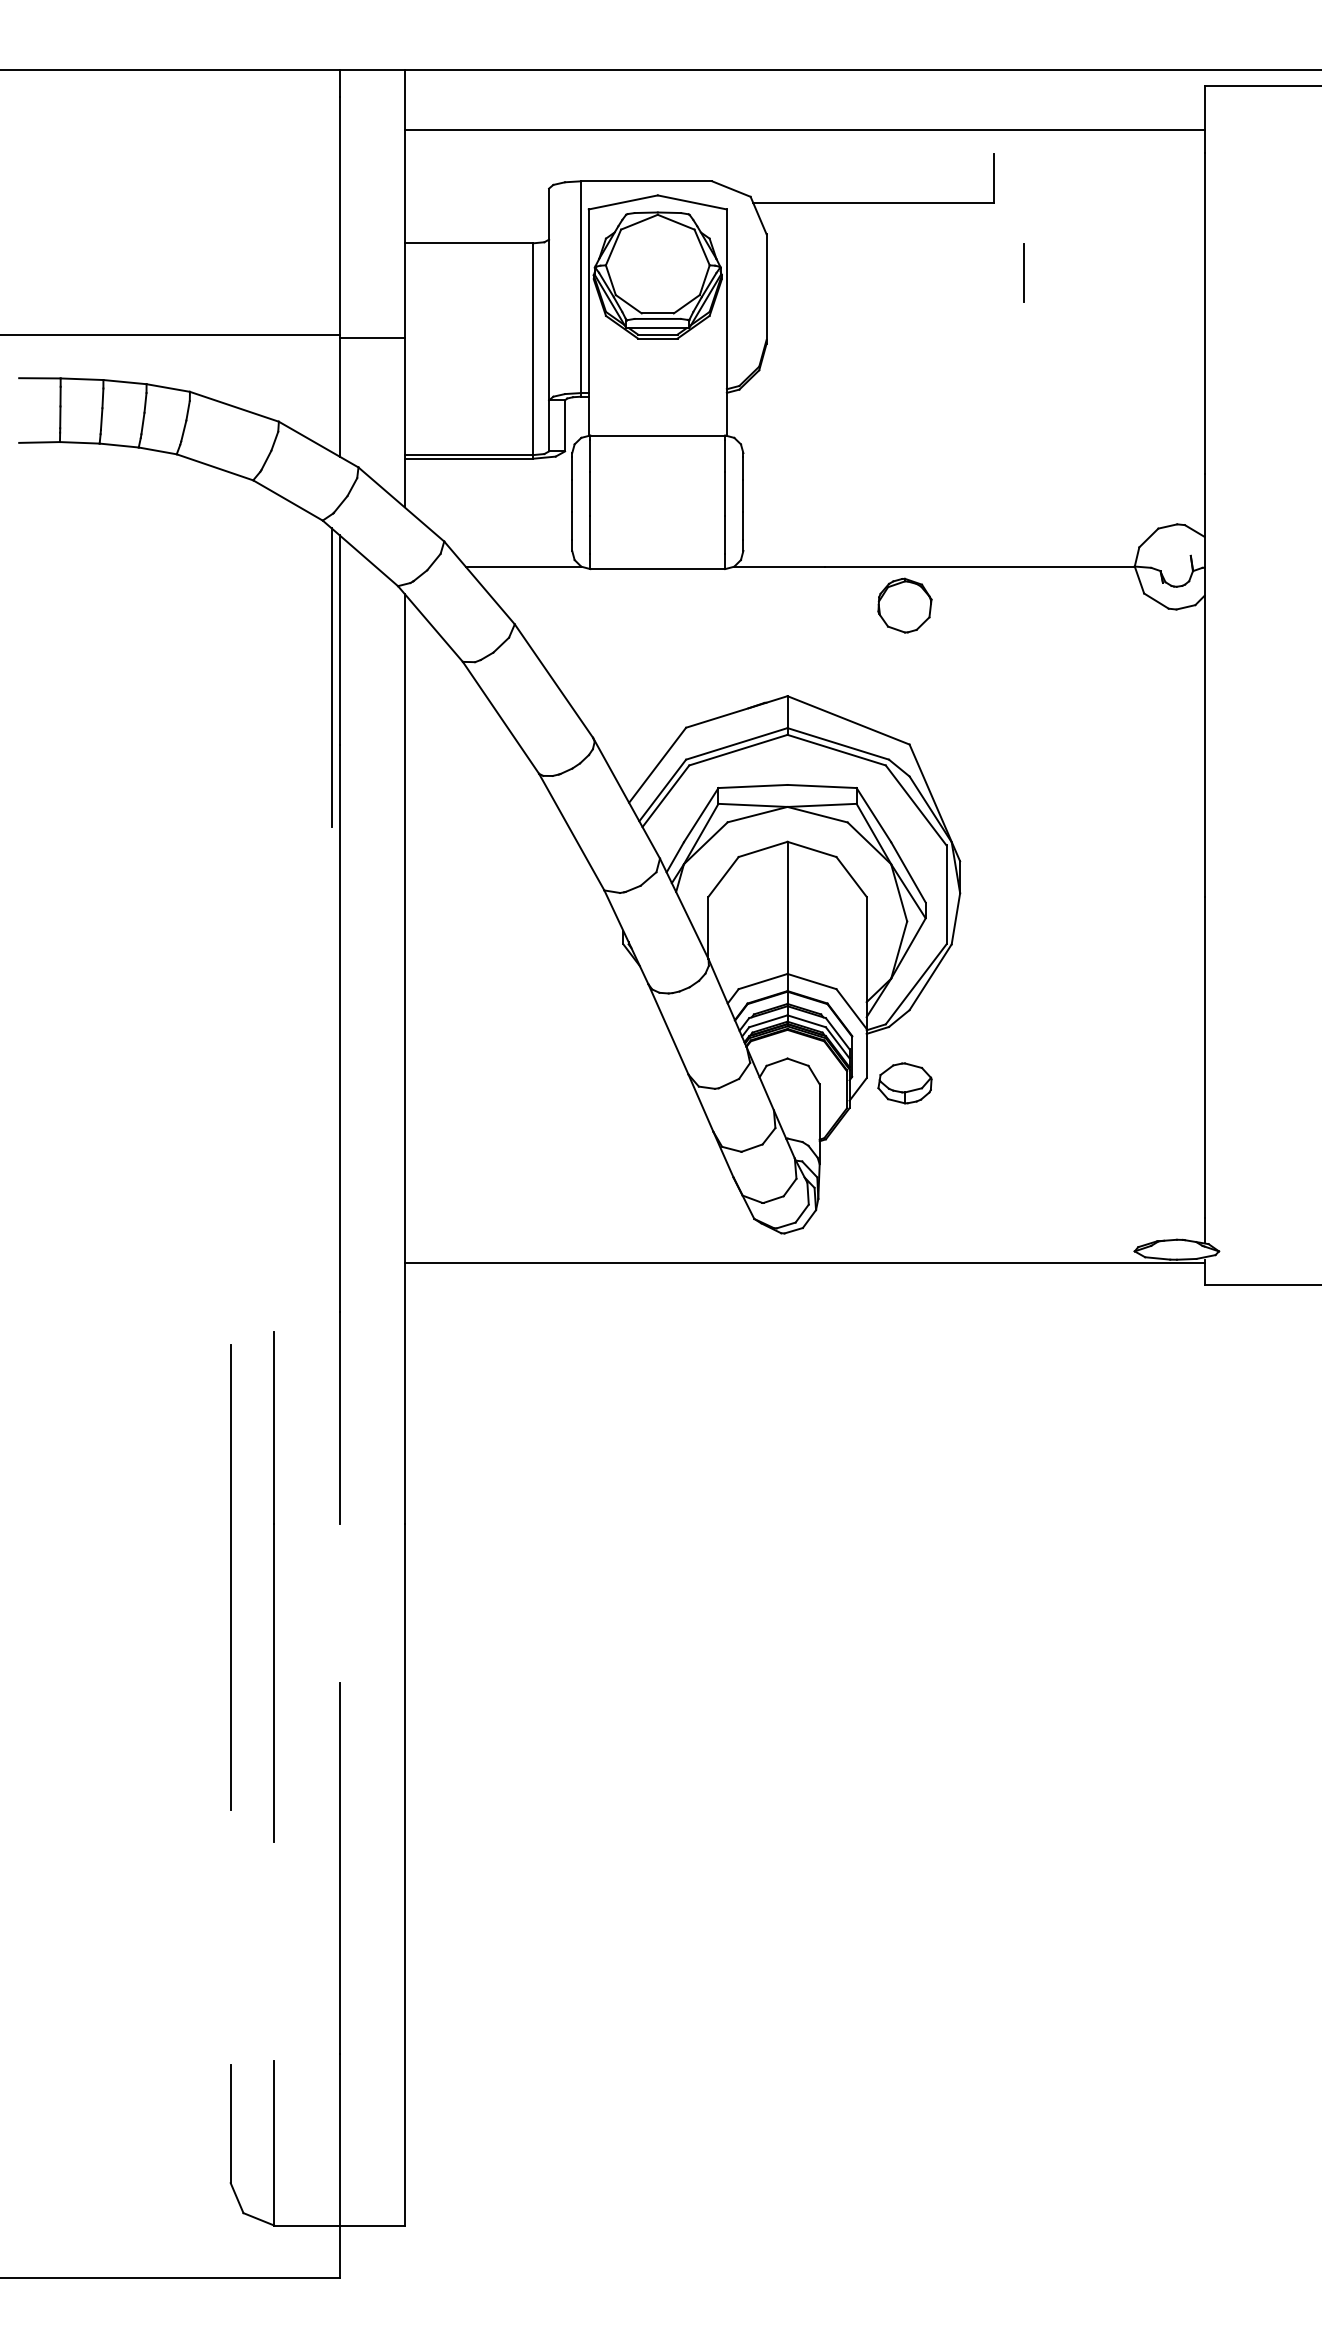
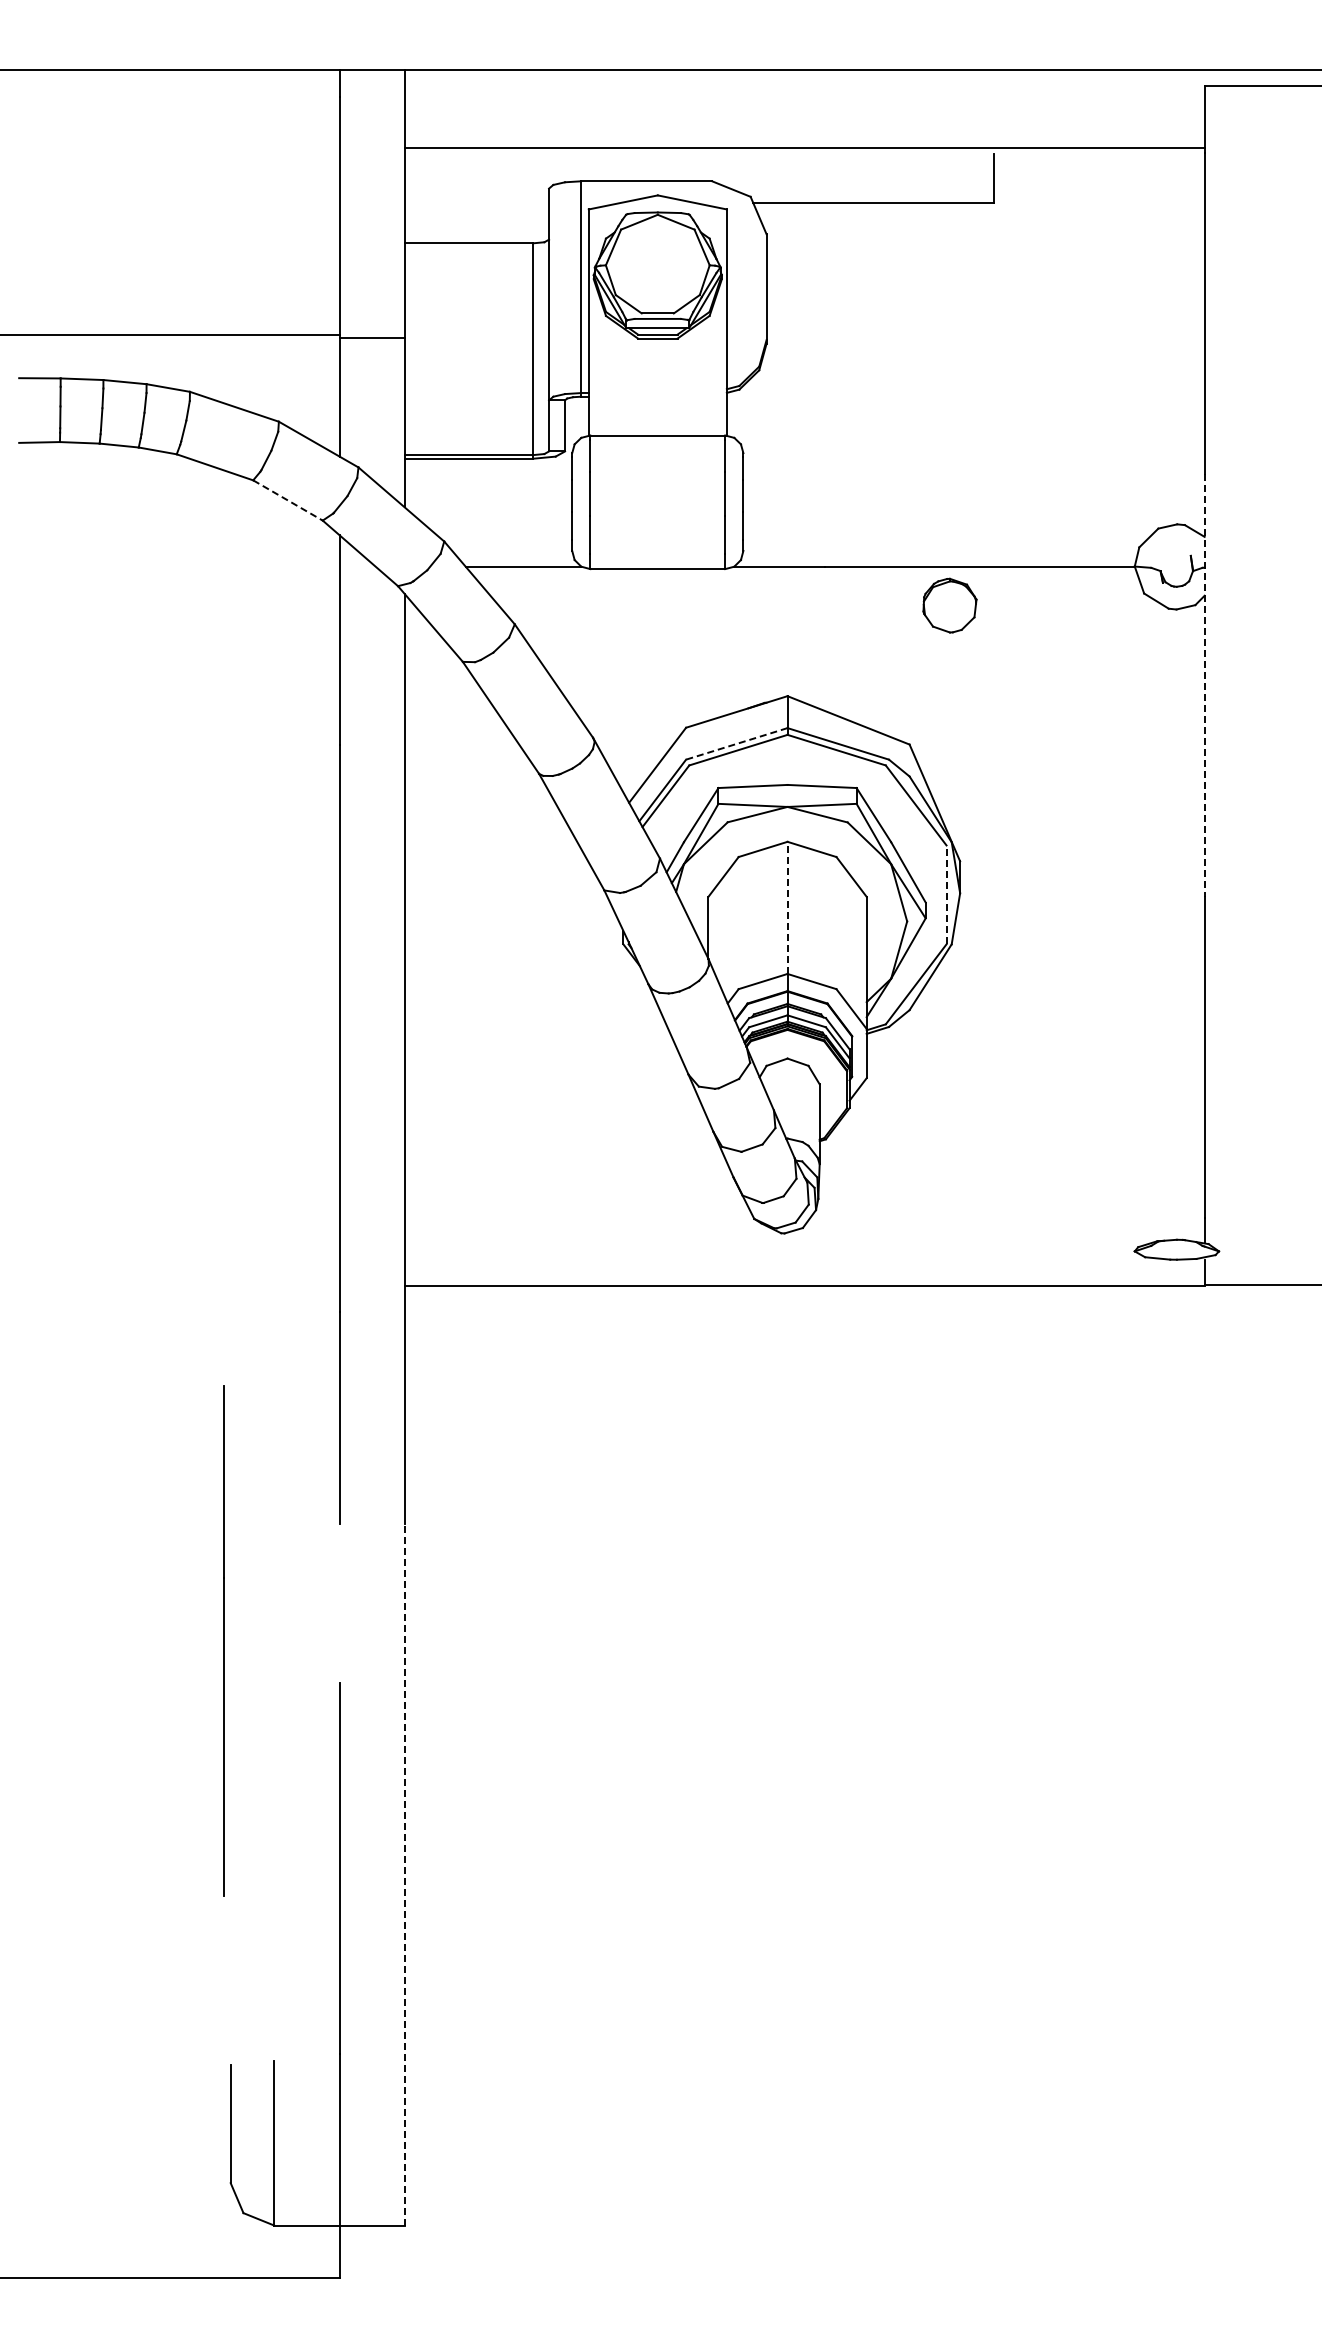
line position: (804, 130) -> (804, 148) (804, 148)
line: present -> none (1023, 273)
line: solid -> dashed (288, 500)
part position: (904, 605) -> (949, 605) (949, 605)
line: present -> none (331, 677)
line: solid -> dashed (1204, 686)
line: solid -> dashed (736, 744)
line: solid -> dashed (946, 894)
line: solid -> dashed (787, 907)
part: present -> none (904, 1083)
line position: (804, 1262) -> (804, 1285) (804, 1285)
line: present -> none (230, 1577)
line position: (273, 1586) -> (223, 1640) (223, 1640)
line: solid -> dashed (404, 1874)
